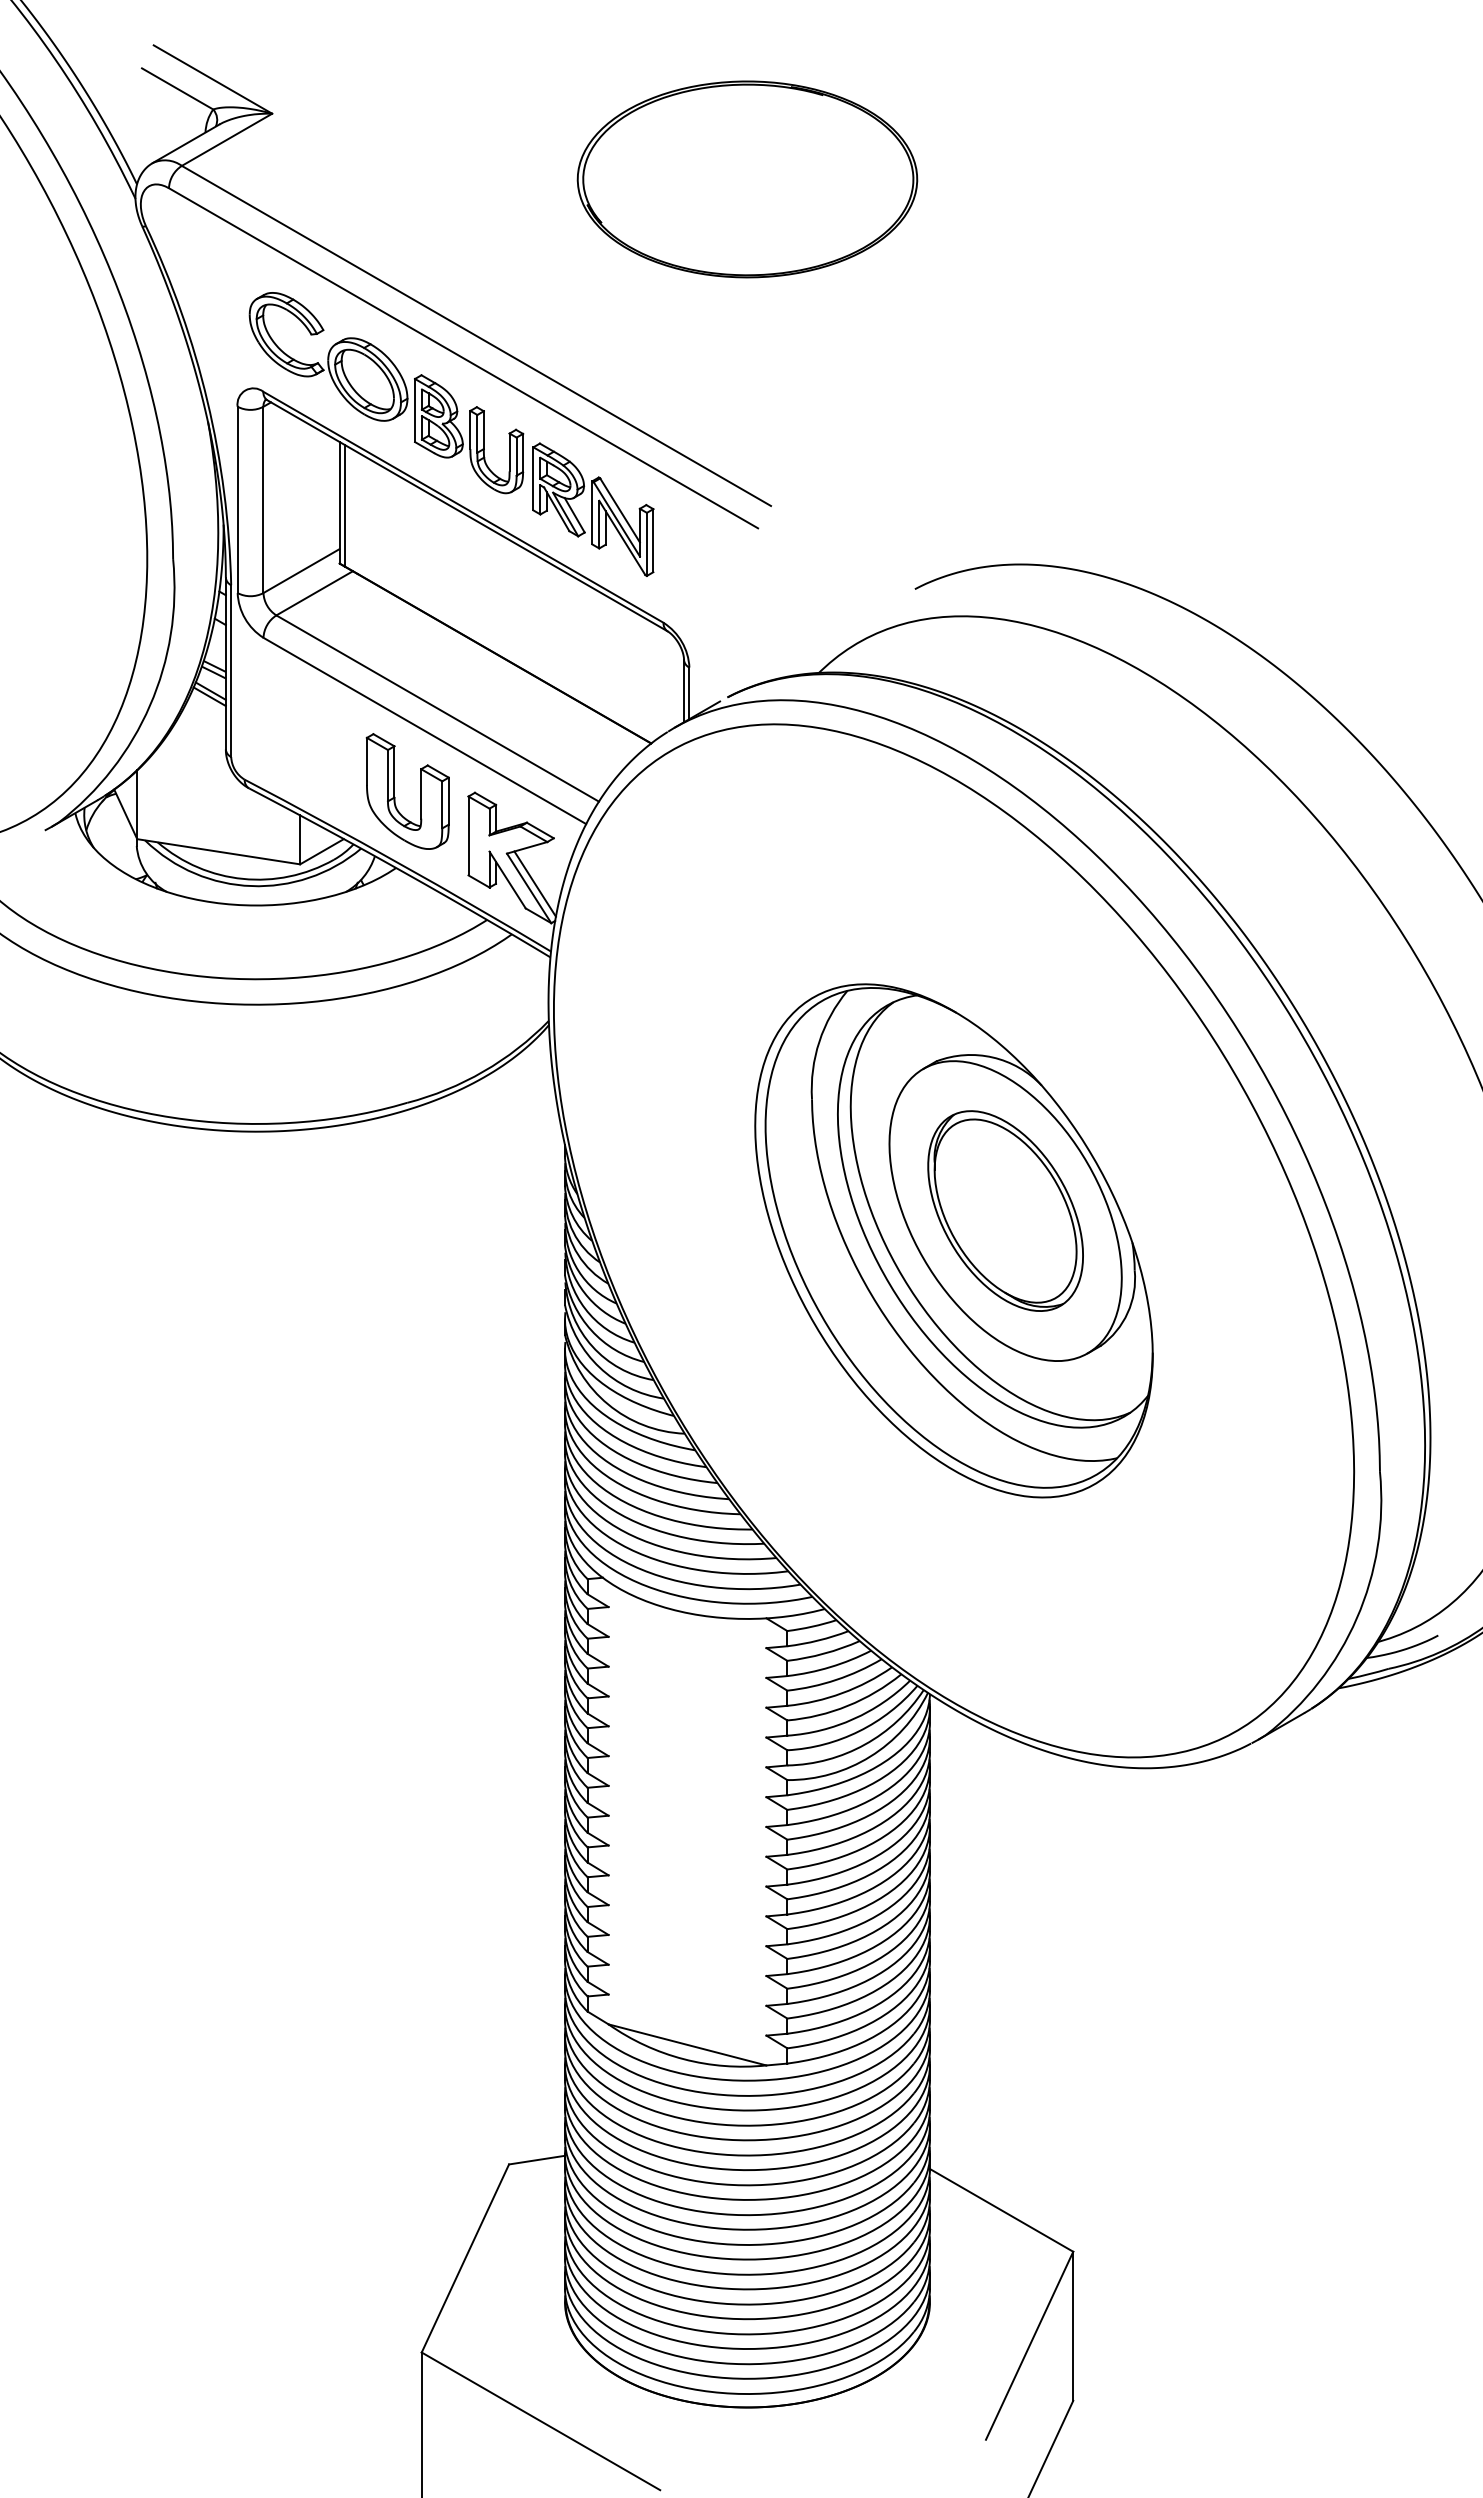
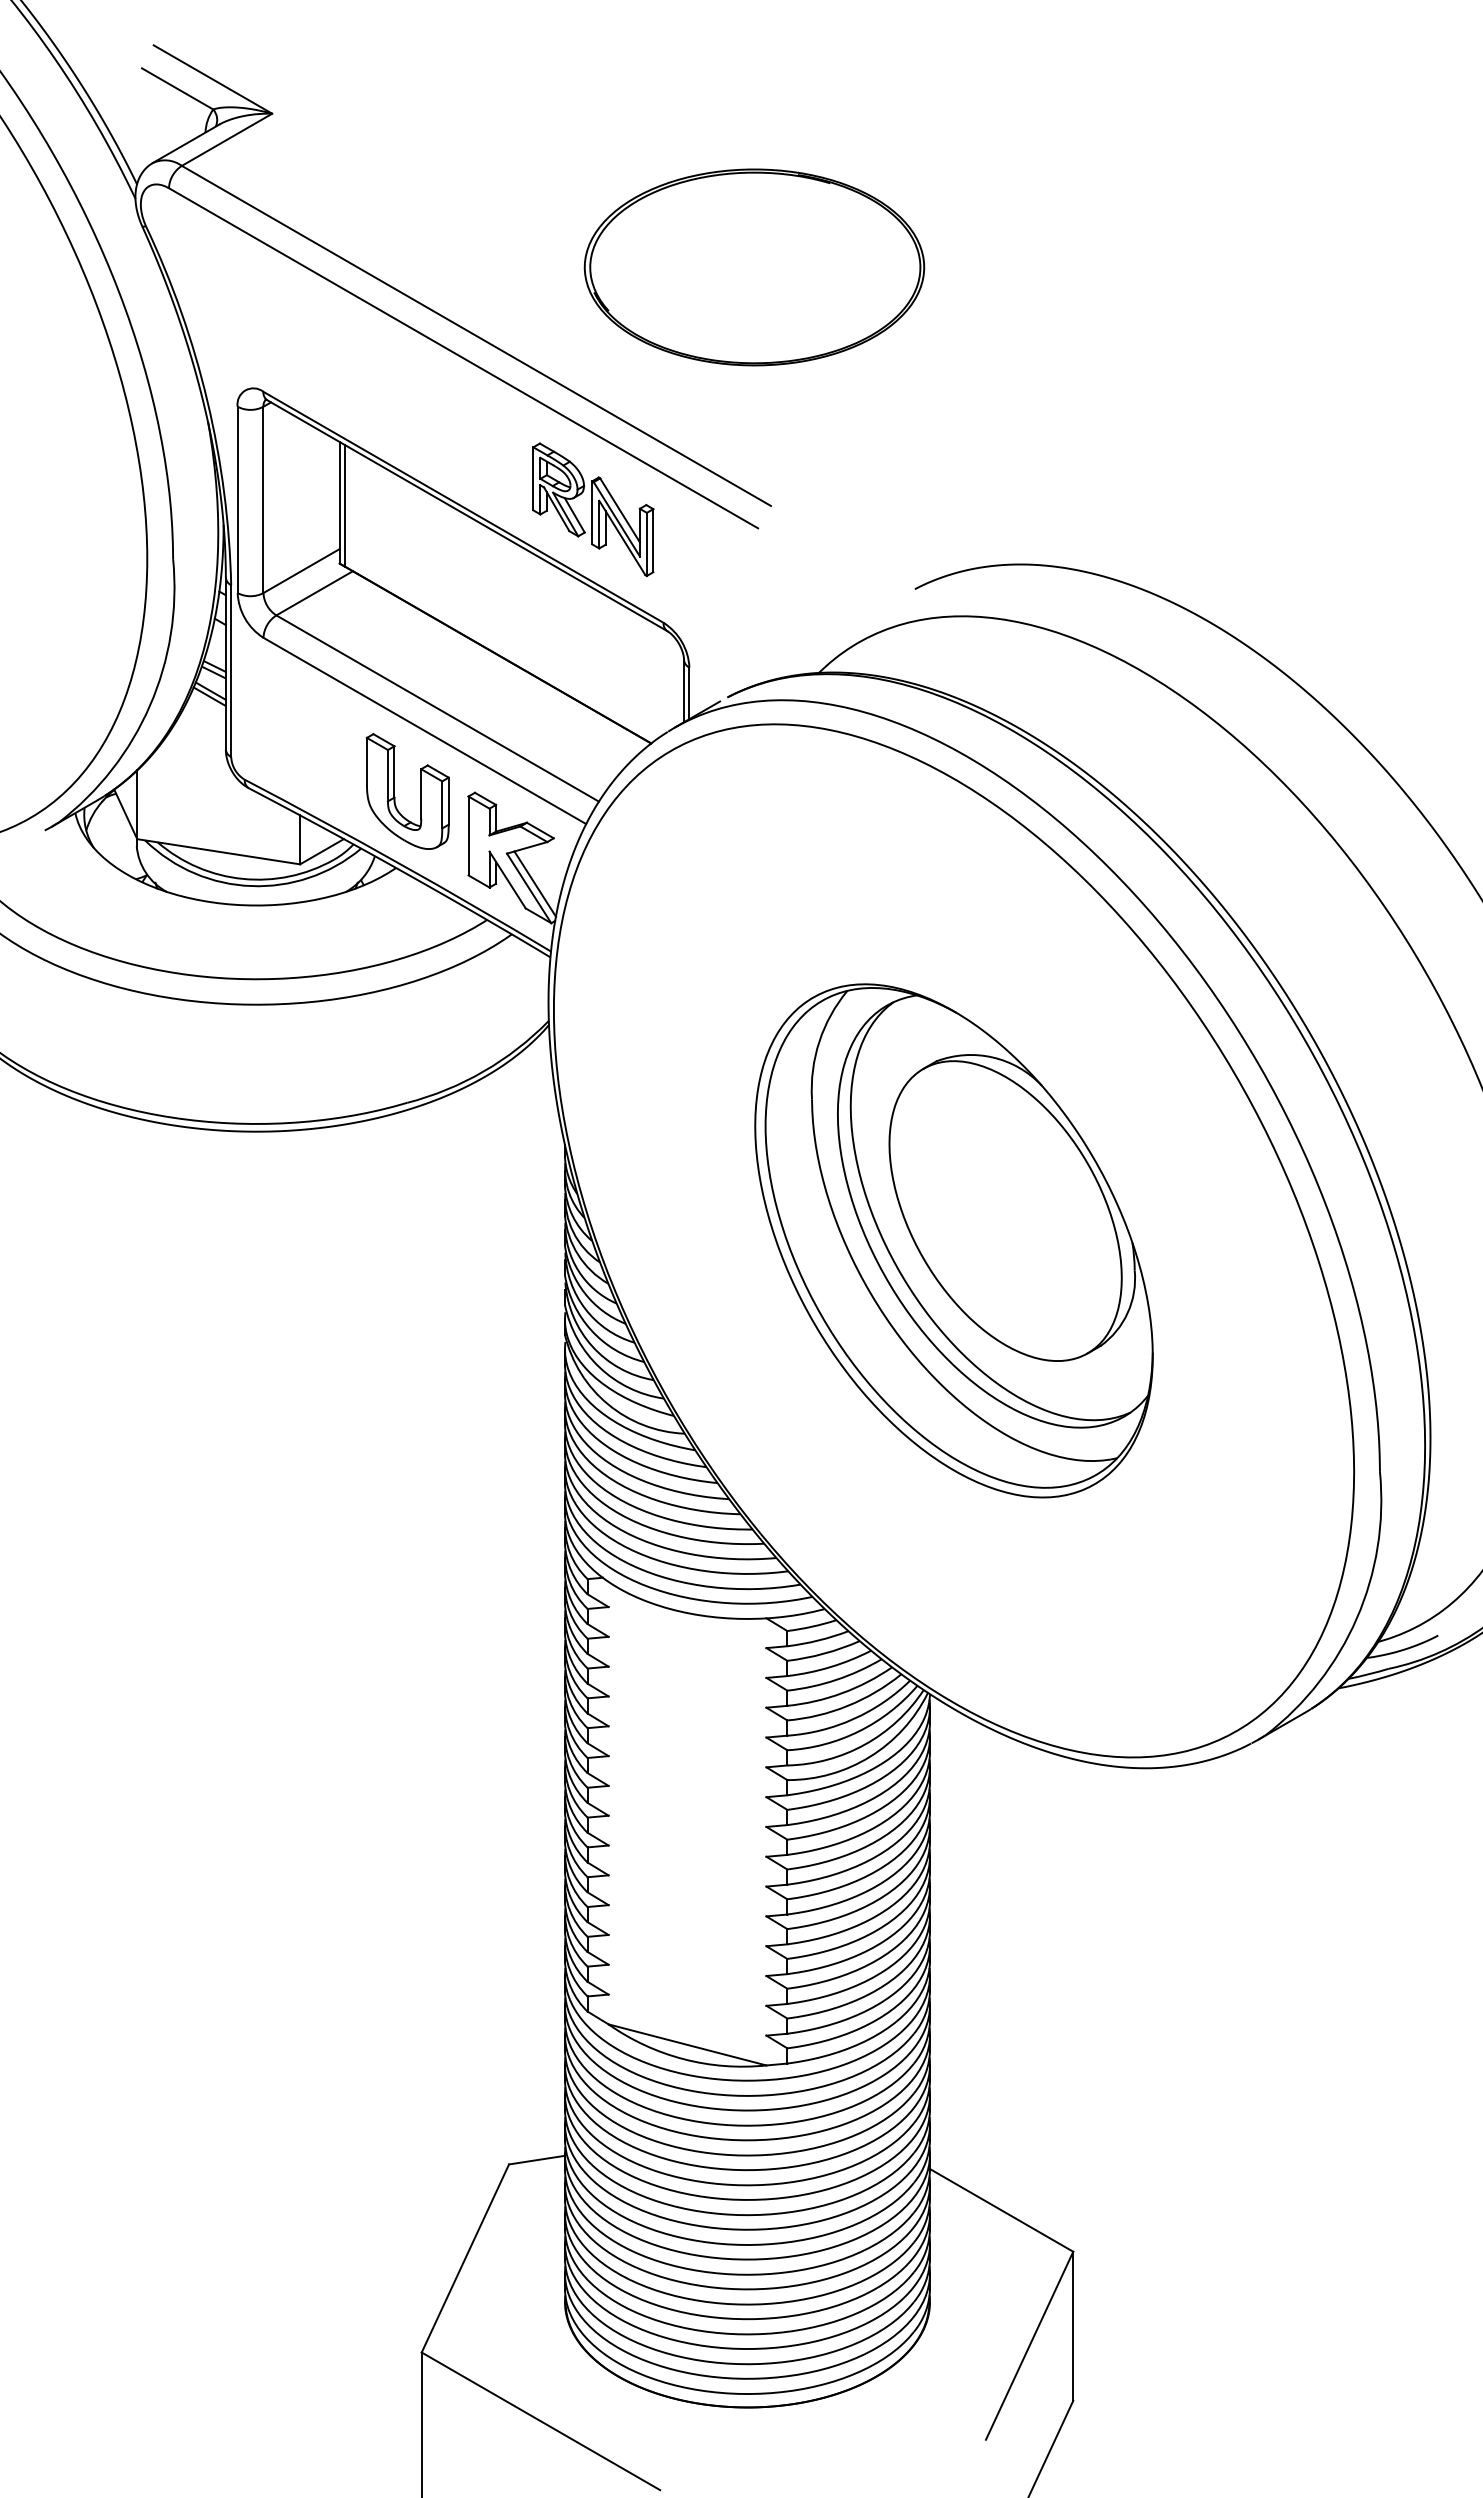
part position: (747, 179) -> (754, 267) (754, 267)
part: present -> none (386, 393)
part: present -> none (1005, 1210)
